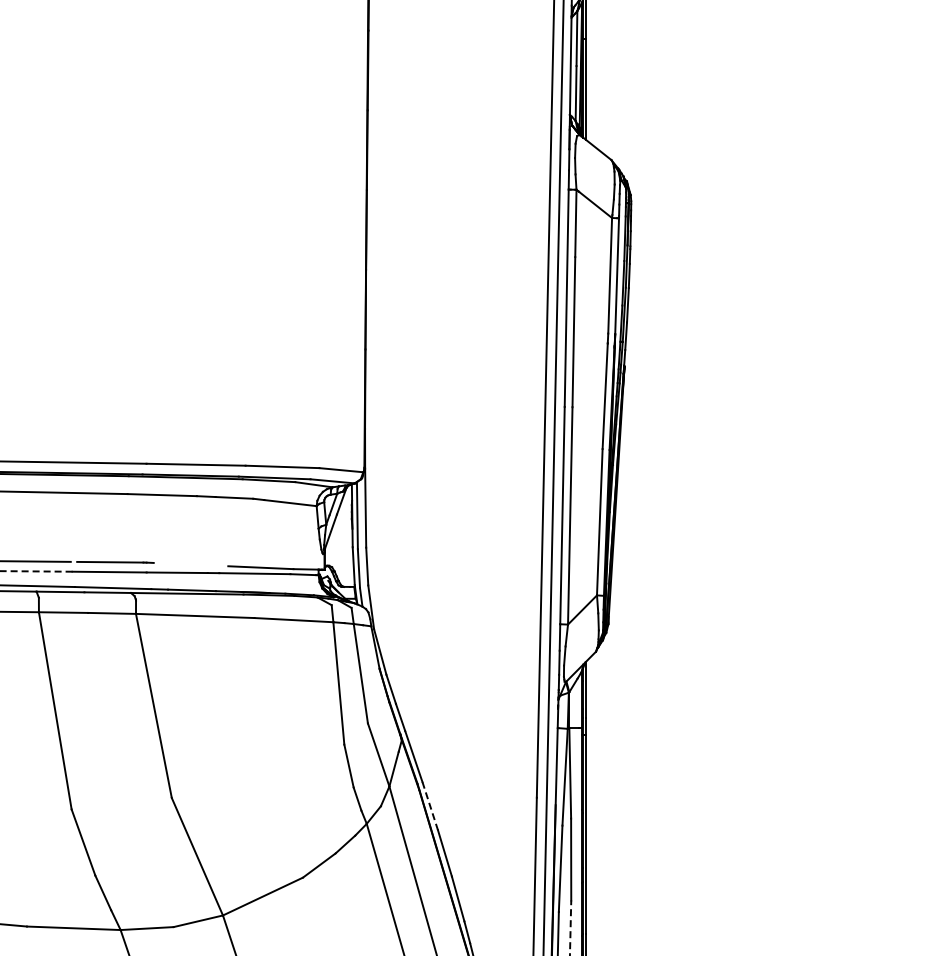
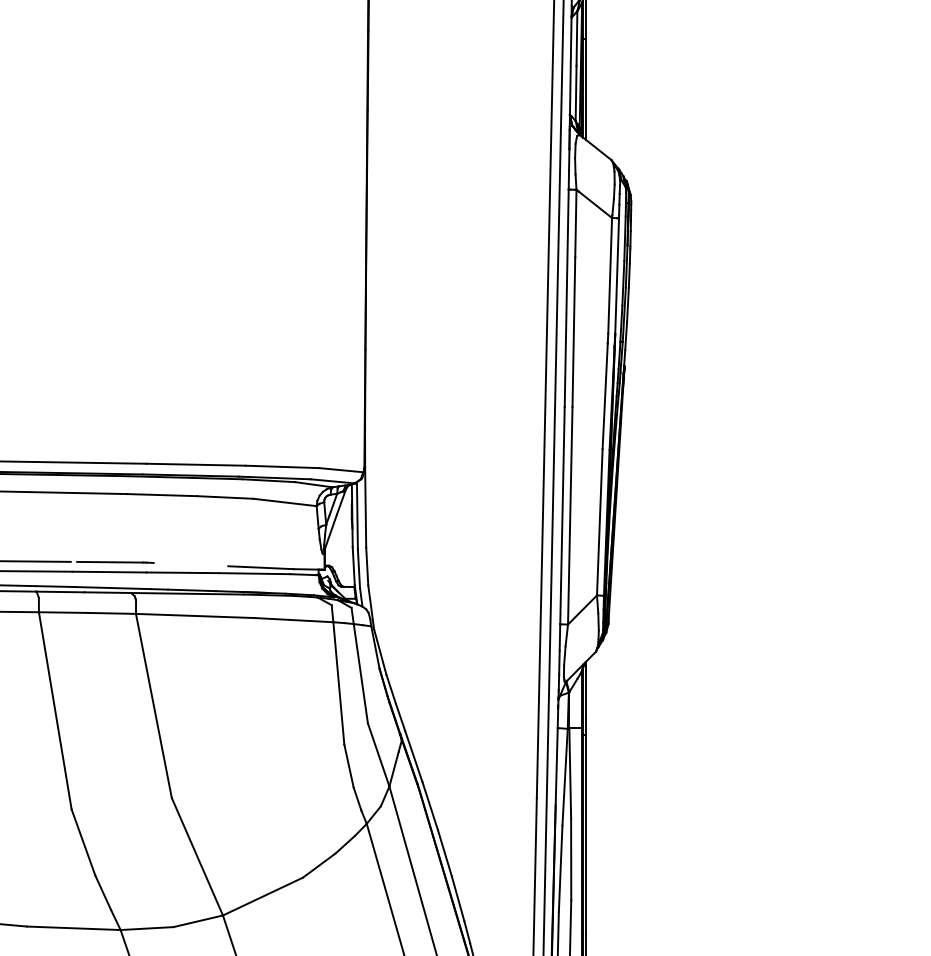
line: dashed -> solid (36, 571)
line: dashed -> solid (430, 806)
line: dashed -> solid (570, 927)
